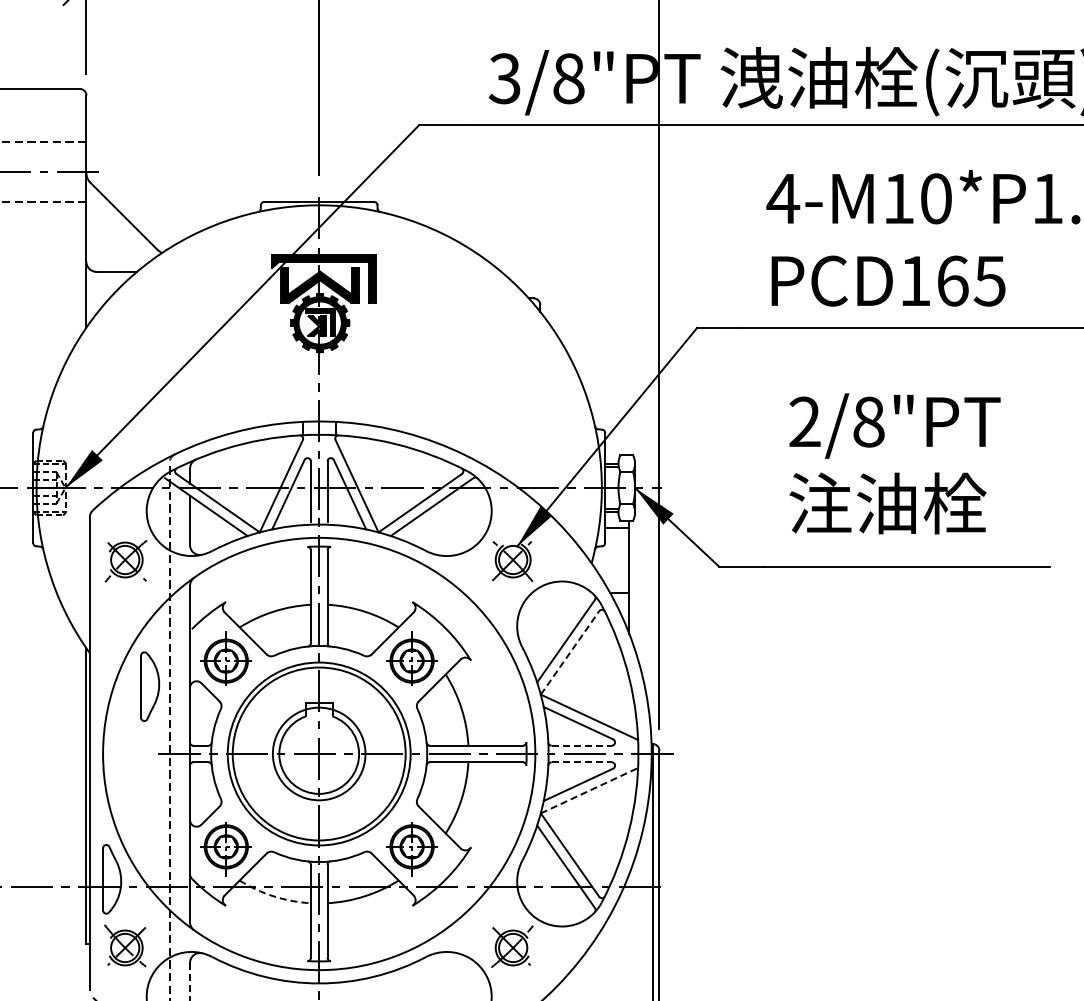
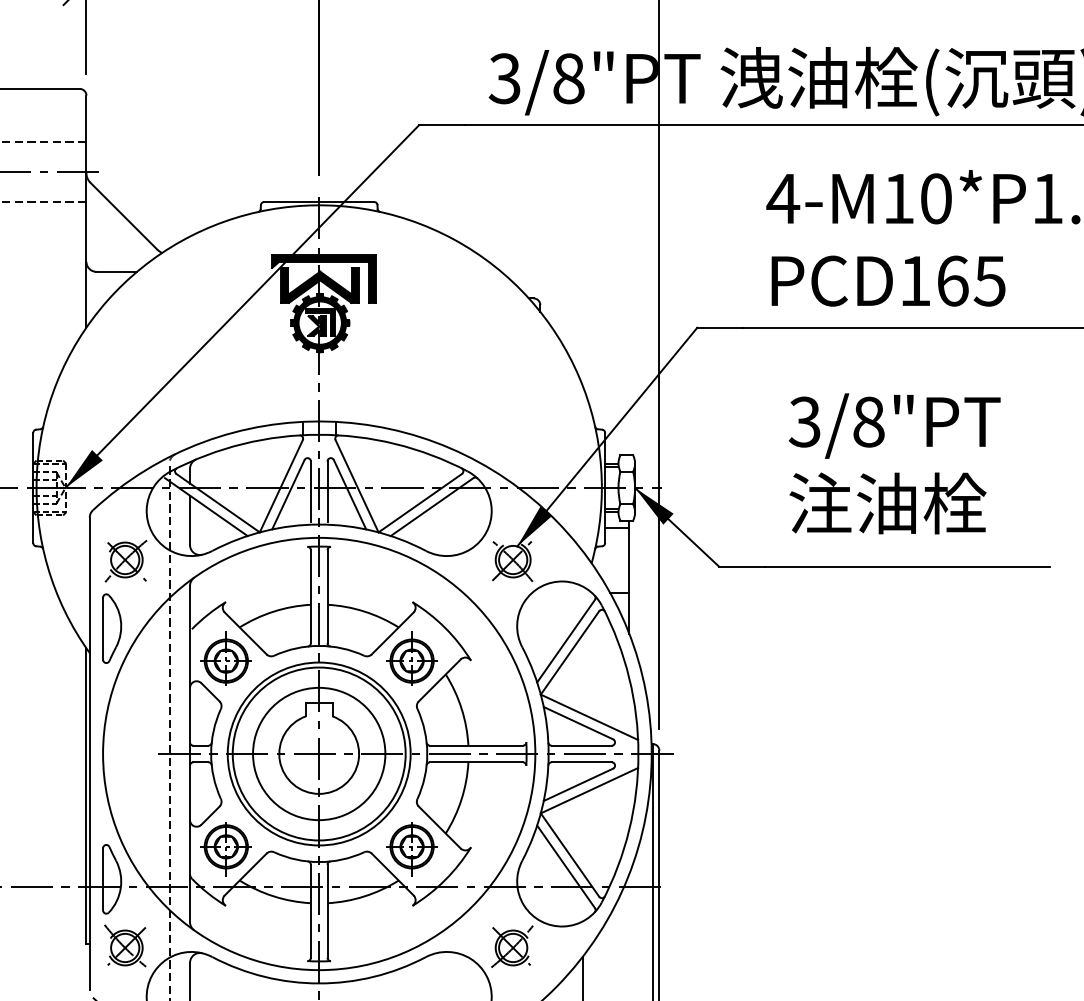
text: 2/8"PT -> 3/8"PT (804, 422)
line: dashed -> solid (570, 652)
part position: (150, 686) -> (112, 628) (112, 628)
line: dashed -> solid (582, 745)
circle diameter: 93 px -> 132 px (319, 753)
line: dashed -> solid (582, 762)
line: dashed -> solid (589, 790)
arc: dashed -> solid (273, 896)
line: none -> present (582, 976)
line: dashed -> solid (190, 981)
